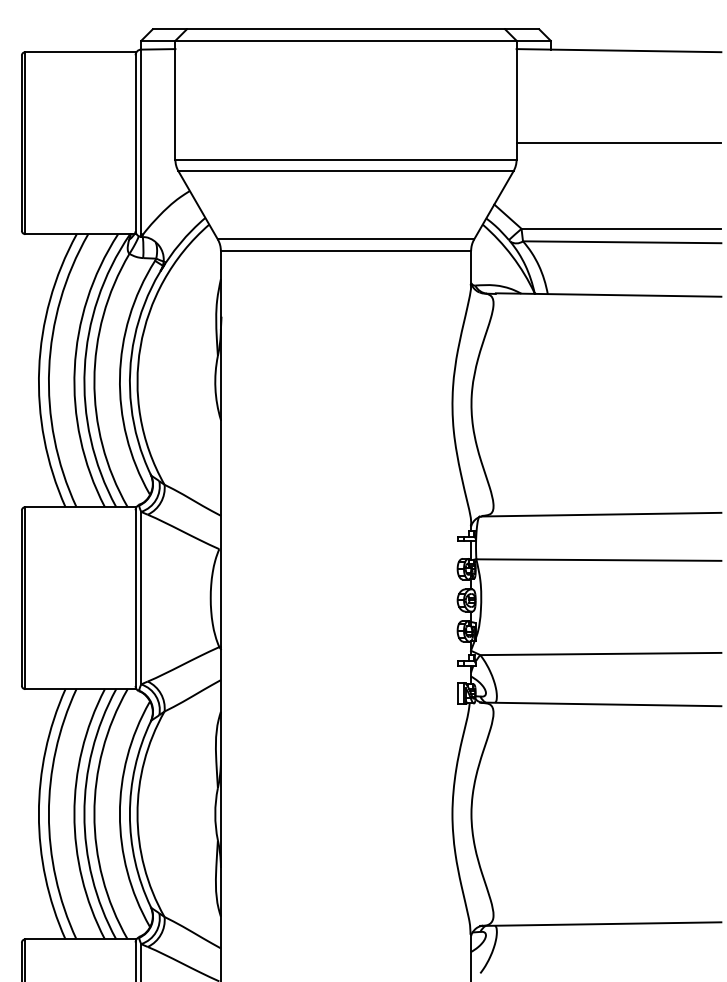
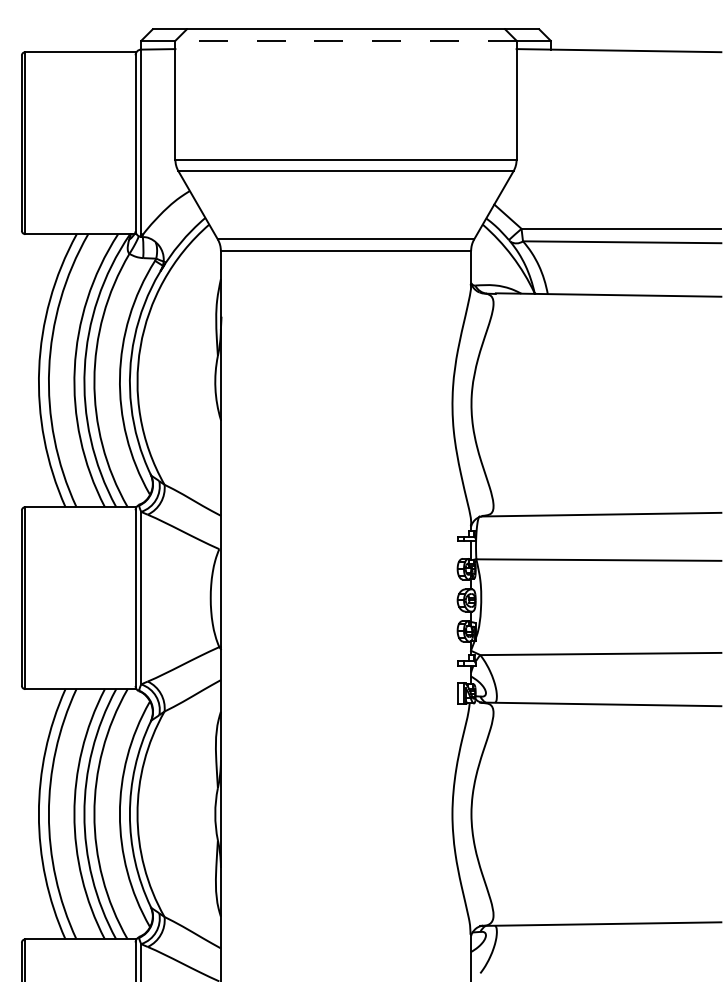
line: solid -> dashed (346, 40)
line: present -> none (618, 143)
